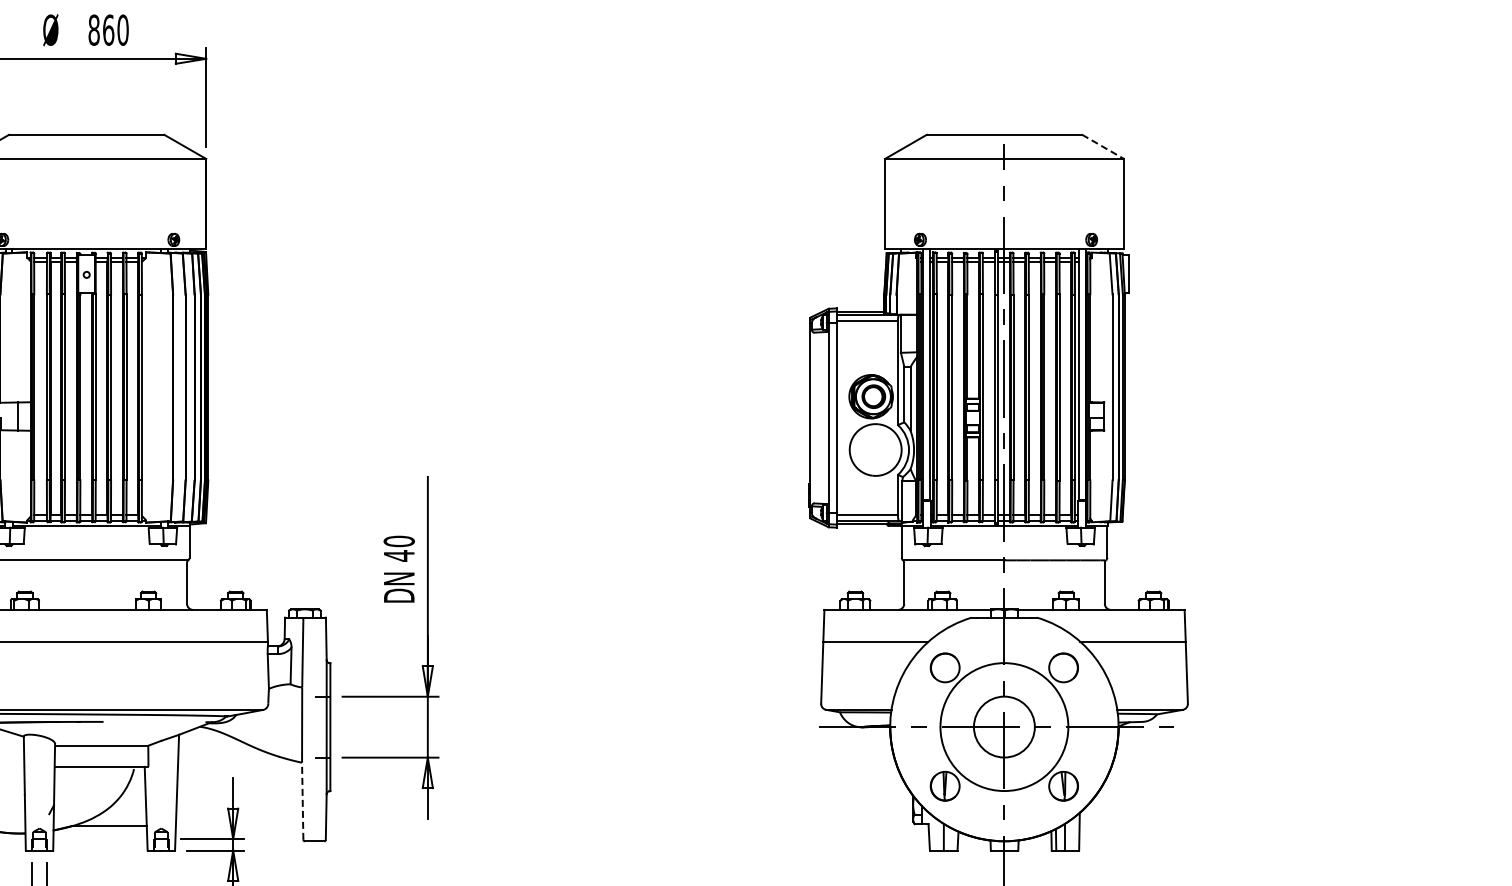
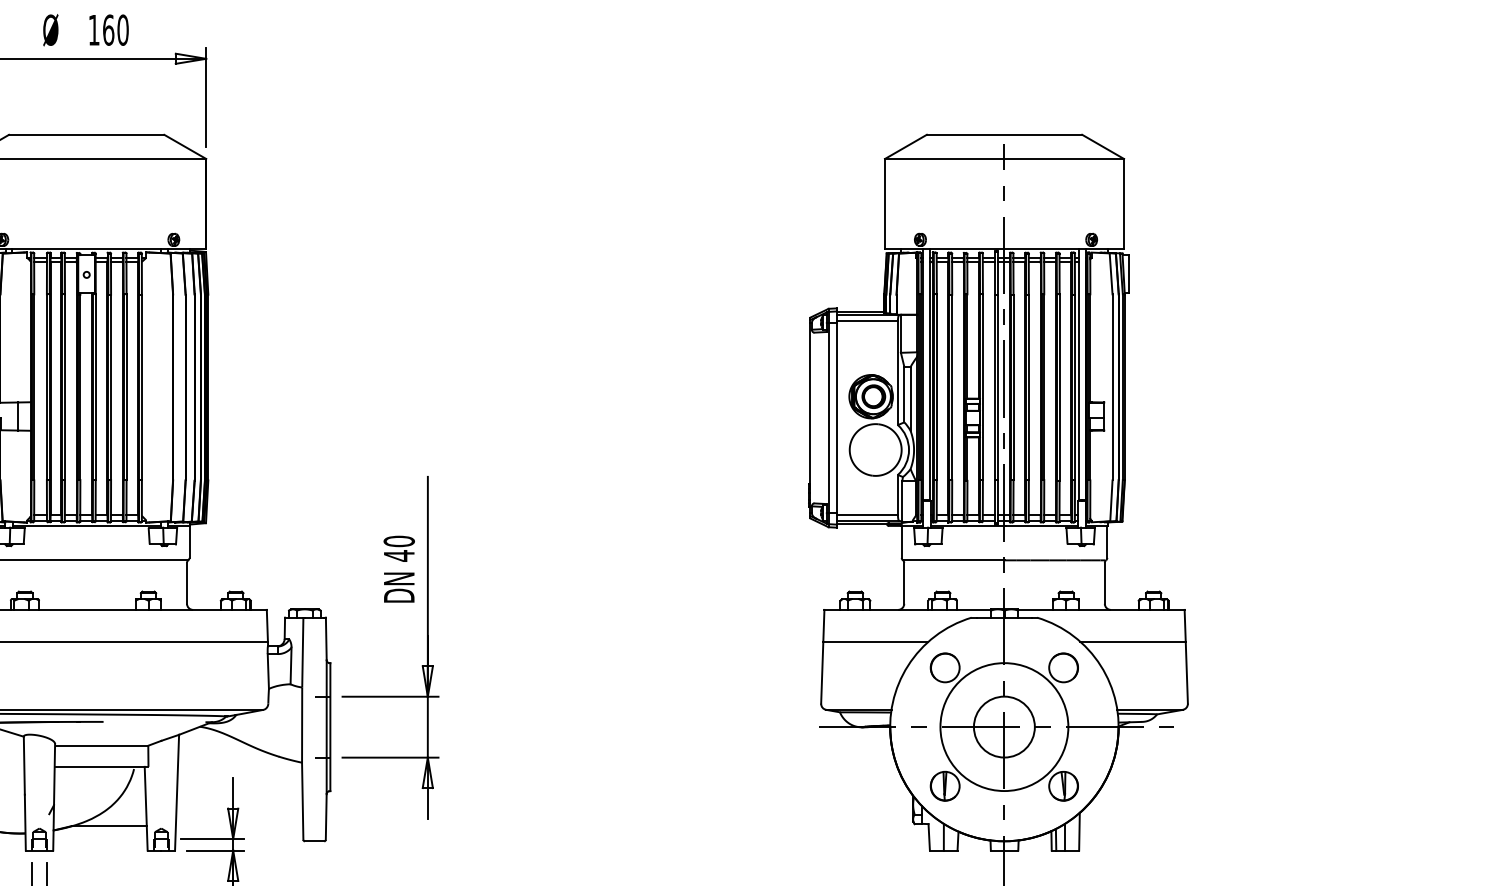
text: 860 -> 160 (93, 29)
line: dashed -> solid (1103, 147)
line: dashed -> solid (302, 801)
